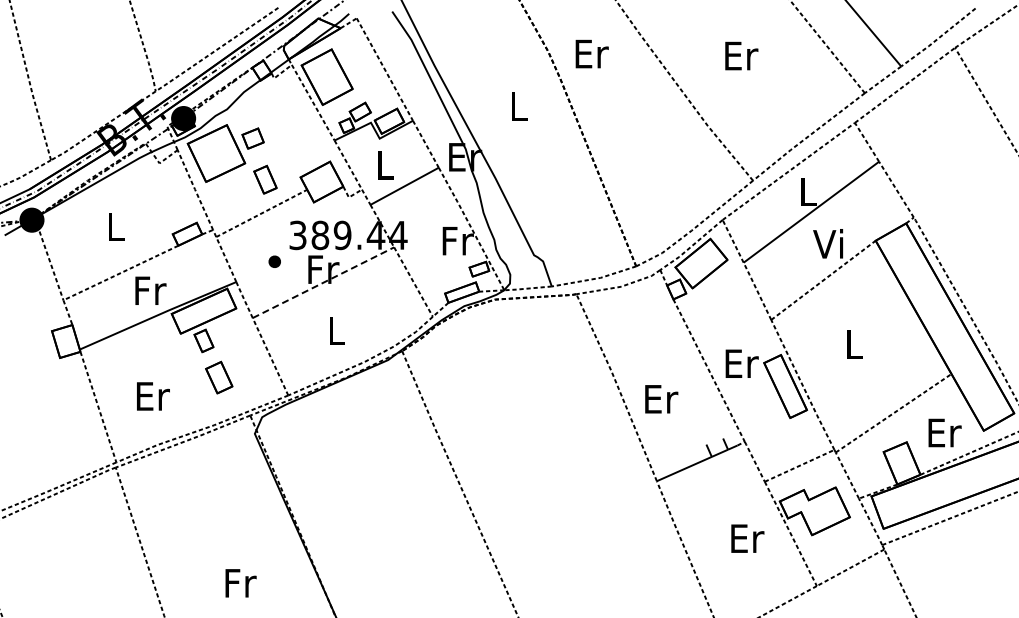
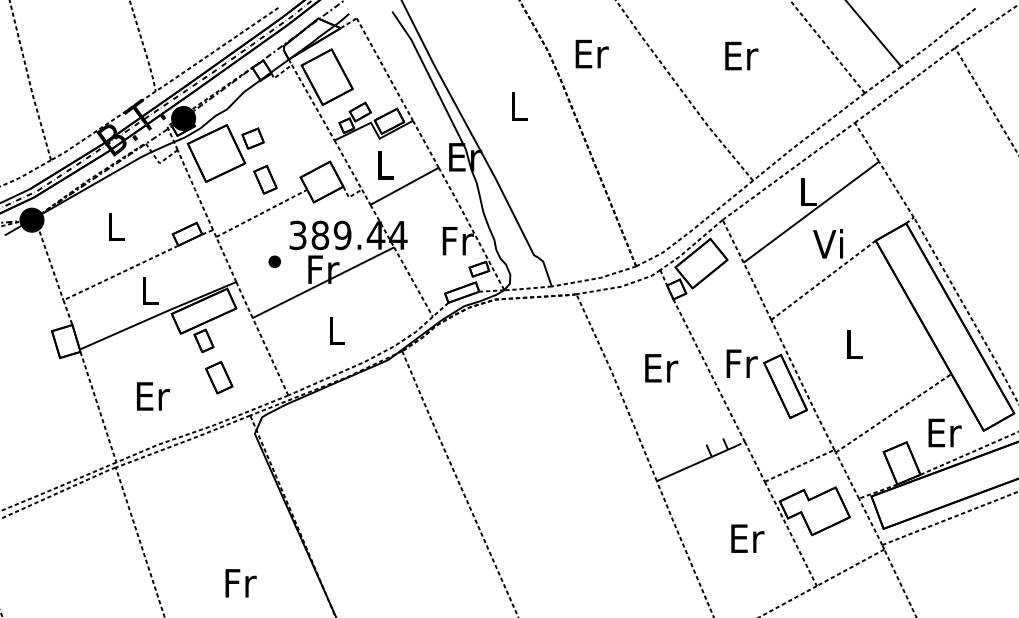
line: dashed -> solid (323, 282)
text: Fr -> L (150, 290)
text: Er -> Fr (741, 363)
text position: (661, 399) -> (661, 368) (661, 368)
